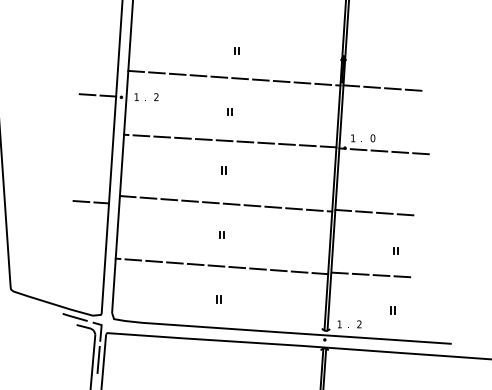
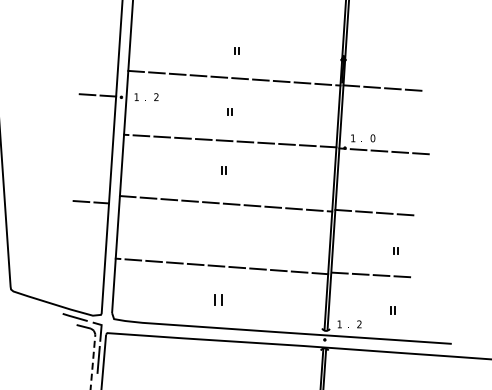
part: present -> none (221, 234)
part size: 6x9 px -> 9x12 px (218, 299)
line: solid -> dashed (92, 362)
